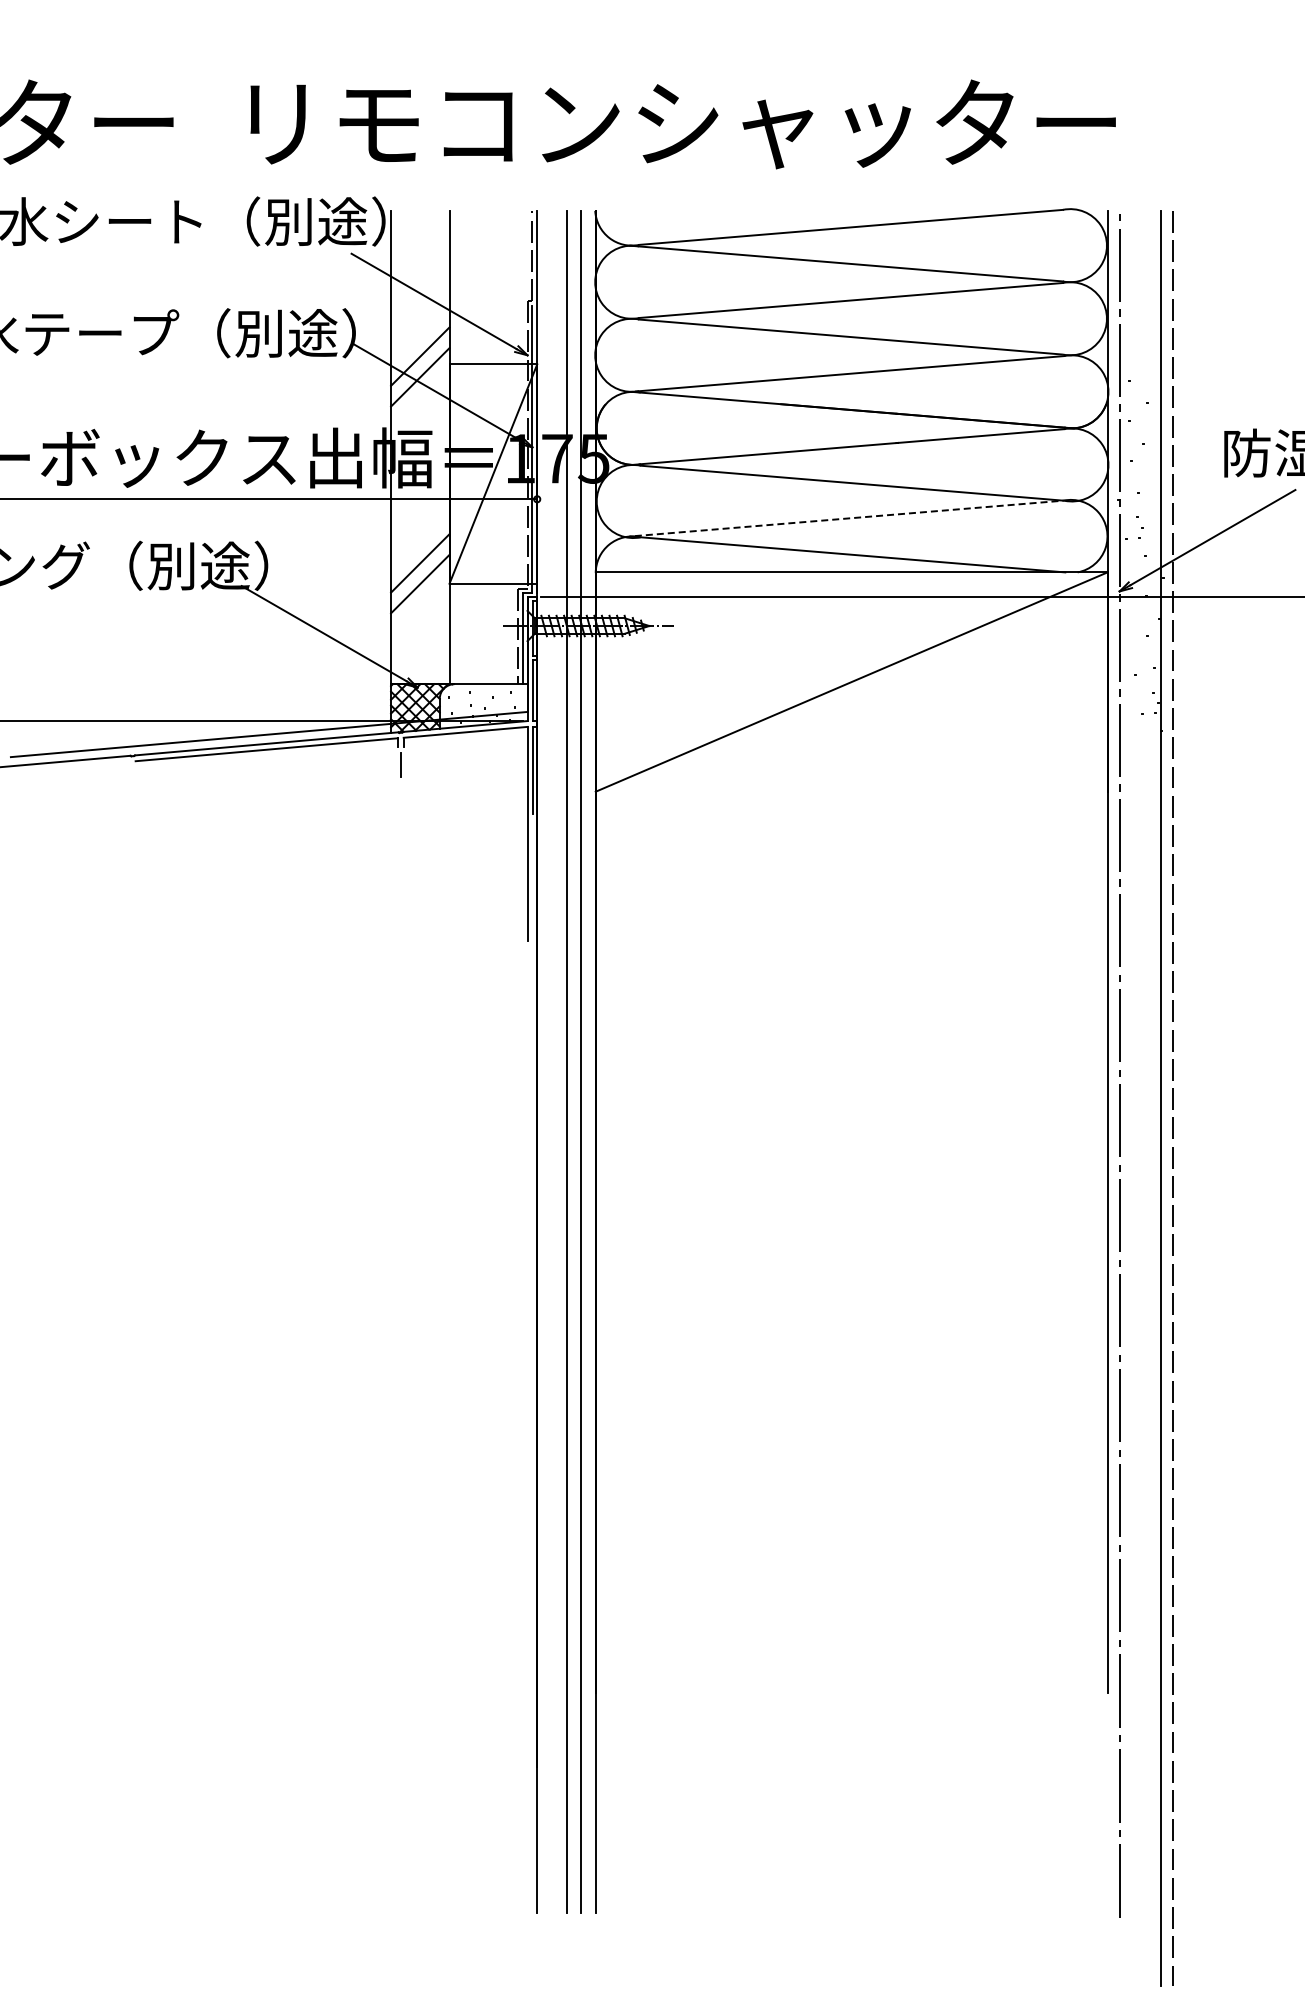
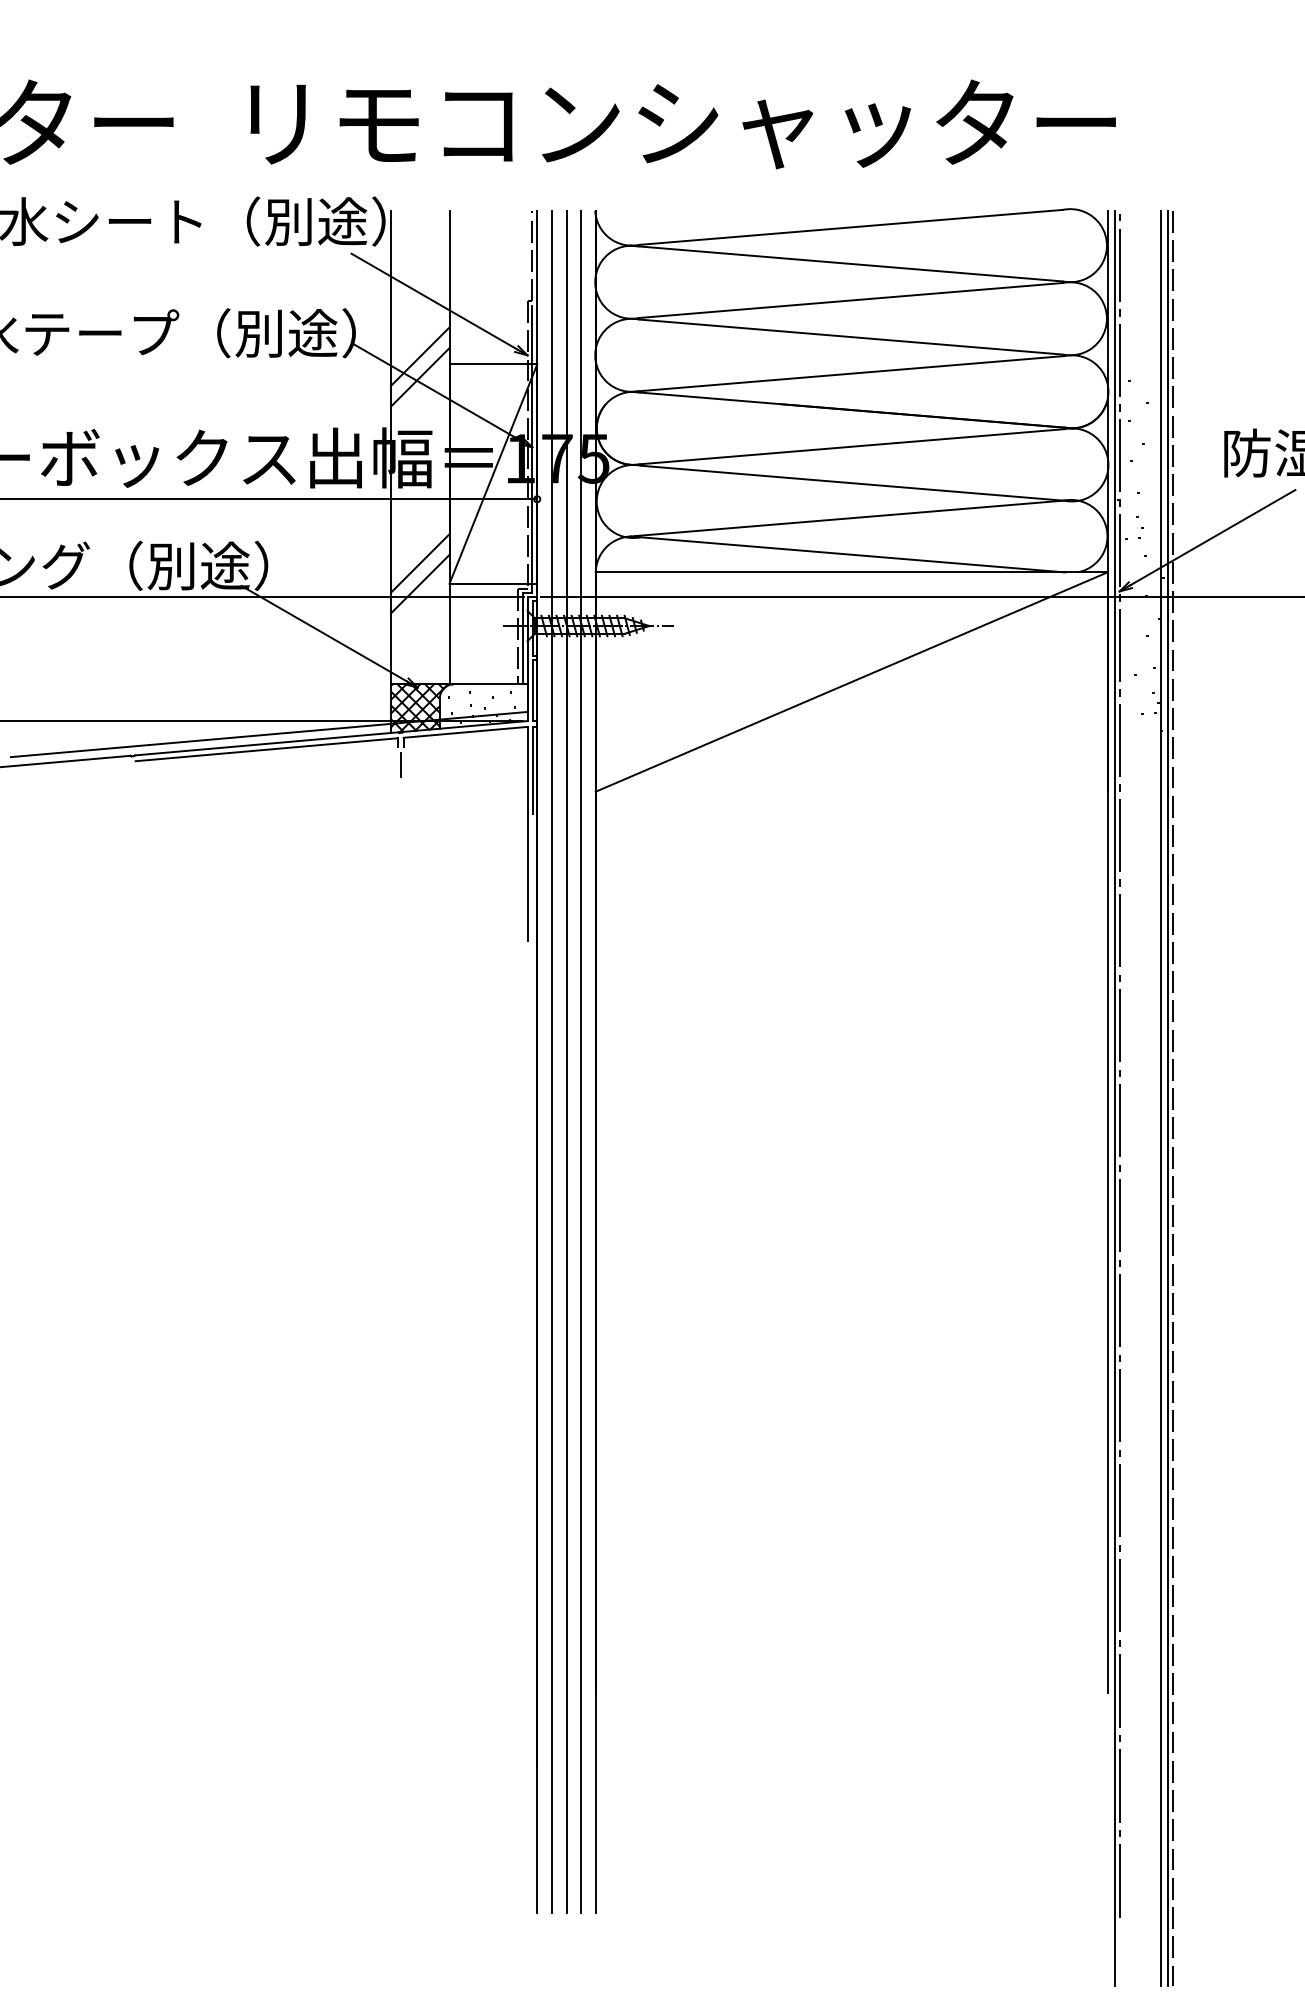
line: dashed -> solid (849, 518)
line: none -> present (263, 596)
line: none -> present (551, 1061)
line: none -> present (1114, 1097)
line: none -> present (1168, 1097)
